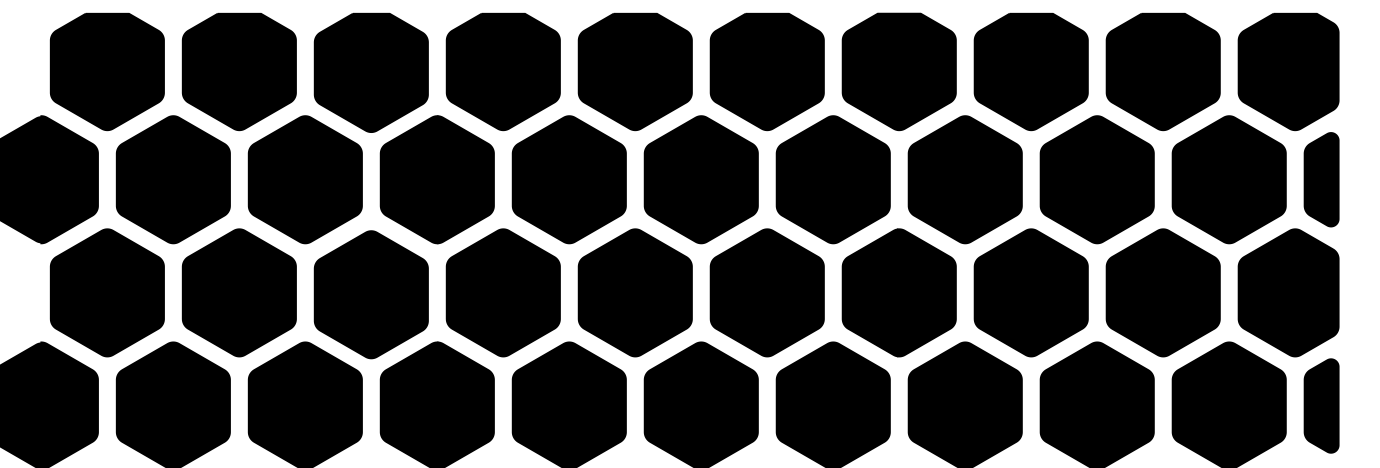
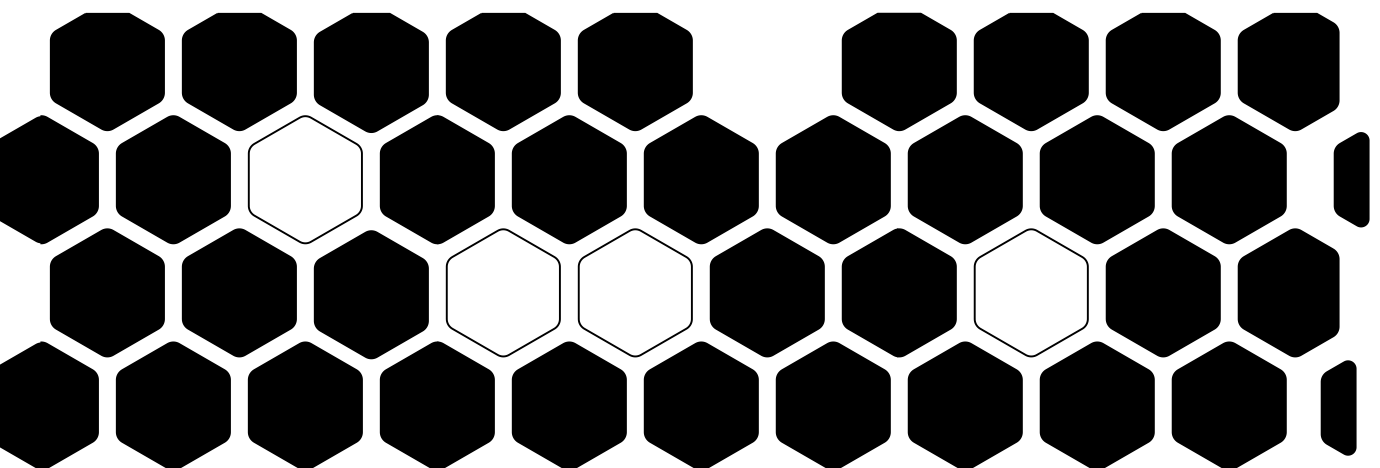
part: present -> none (766, 71)
fill: present -> none (304, 179)
part position: (1321, 179) -> (1351, 179) (1351, 179)
fill: present -> none (502, 292)
fill: present -> none (634, 292)
fill: present -> none (1030, 292)
part position: (1321, 405) -> (1338, 407) (1338, 407)
